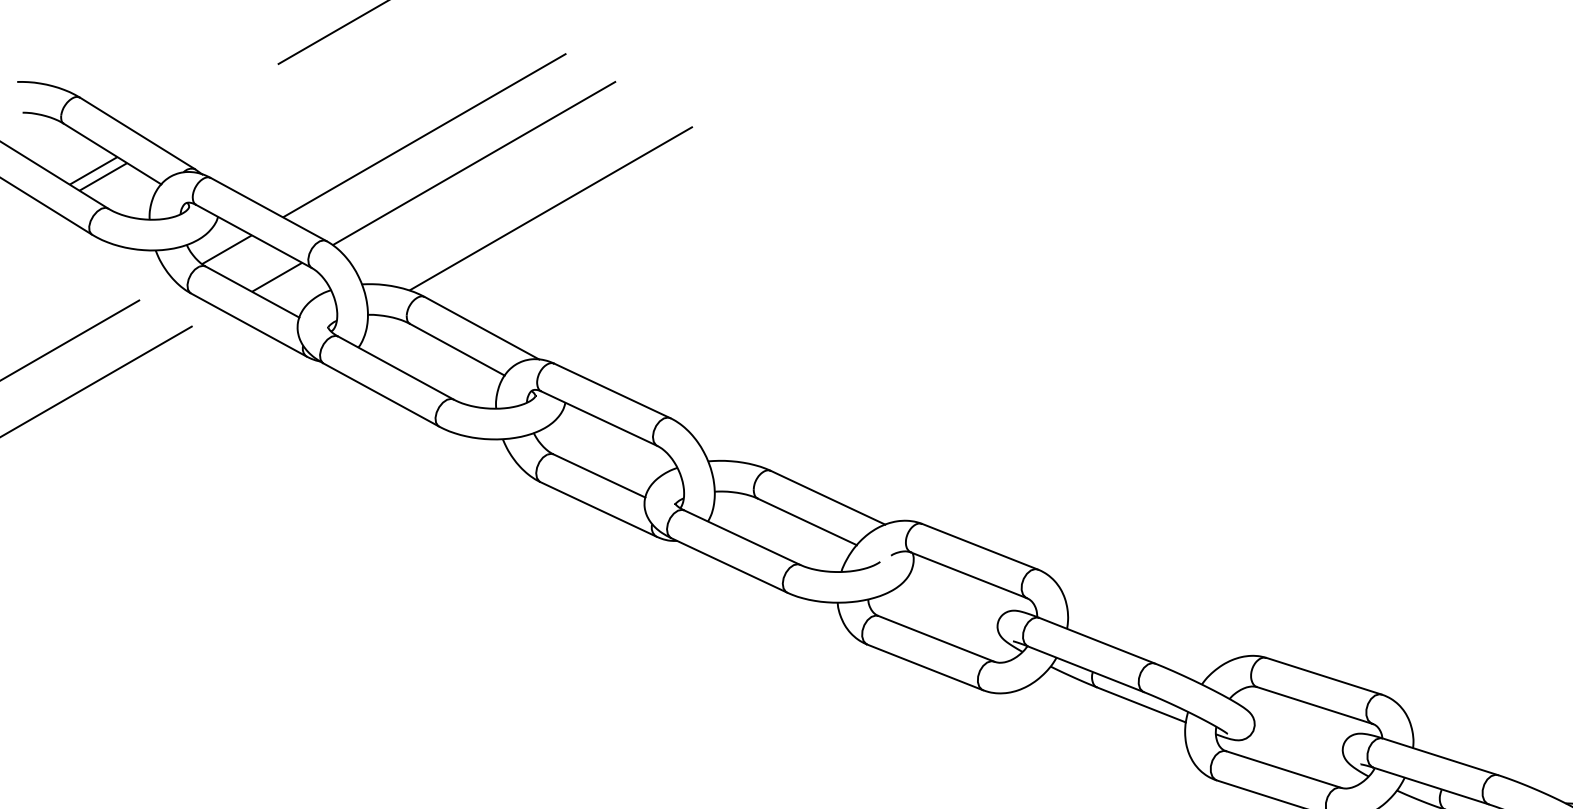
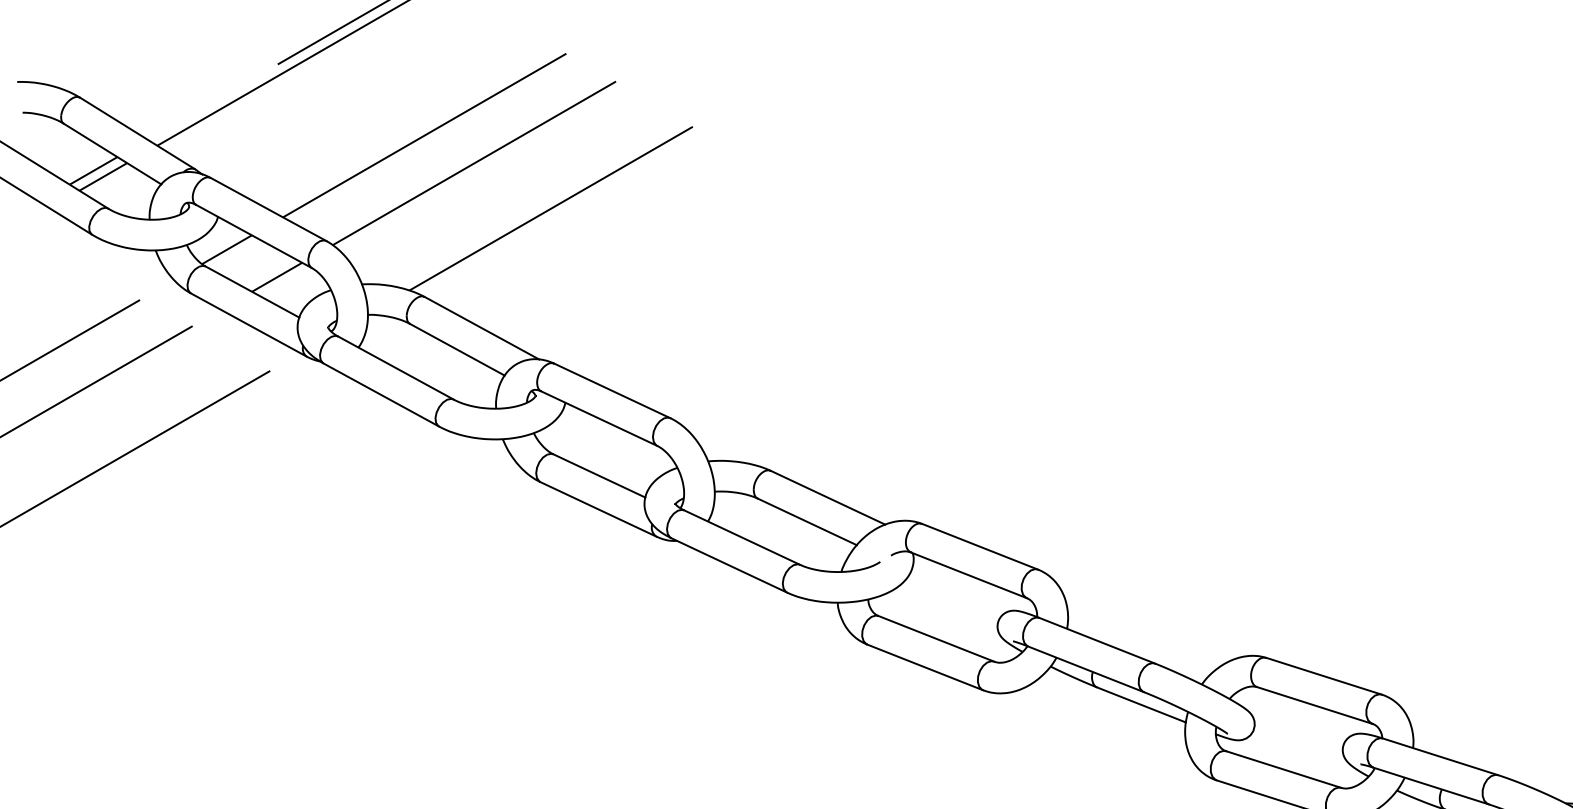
line: none -> present (281, 73)
line: none -> present (151, 439)
